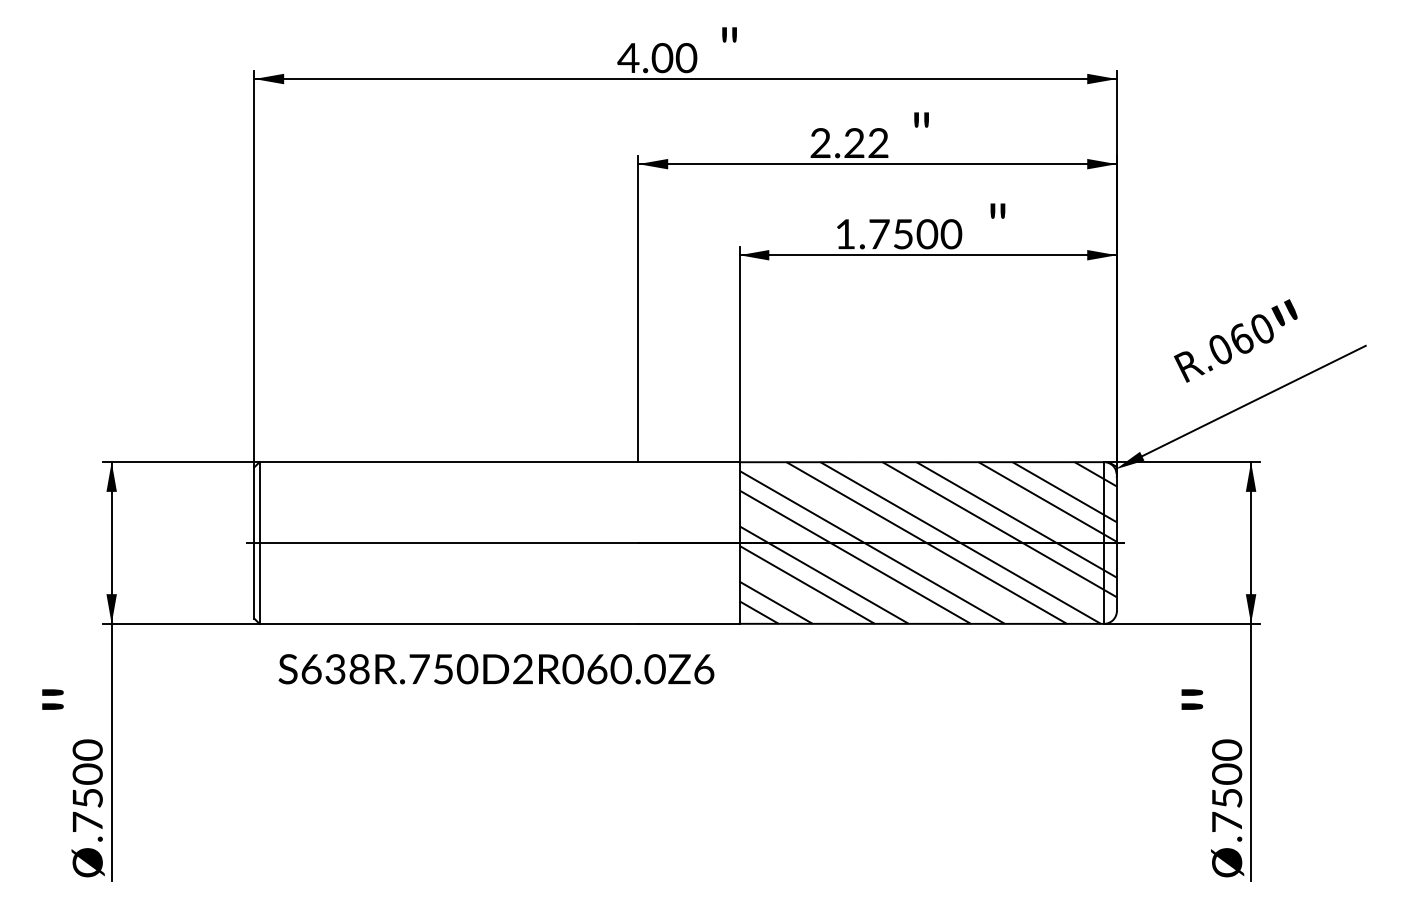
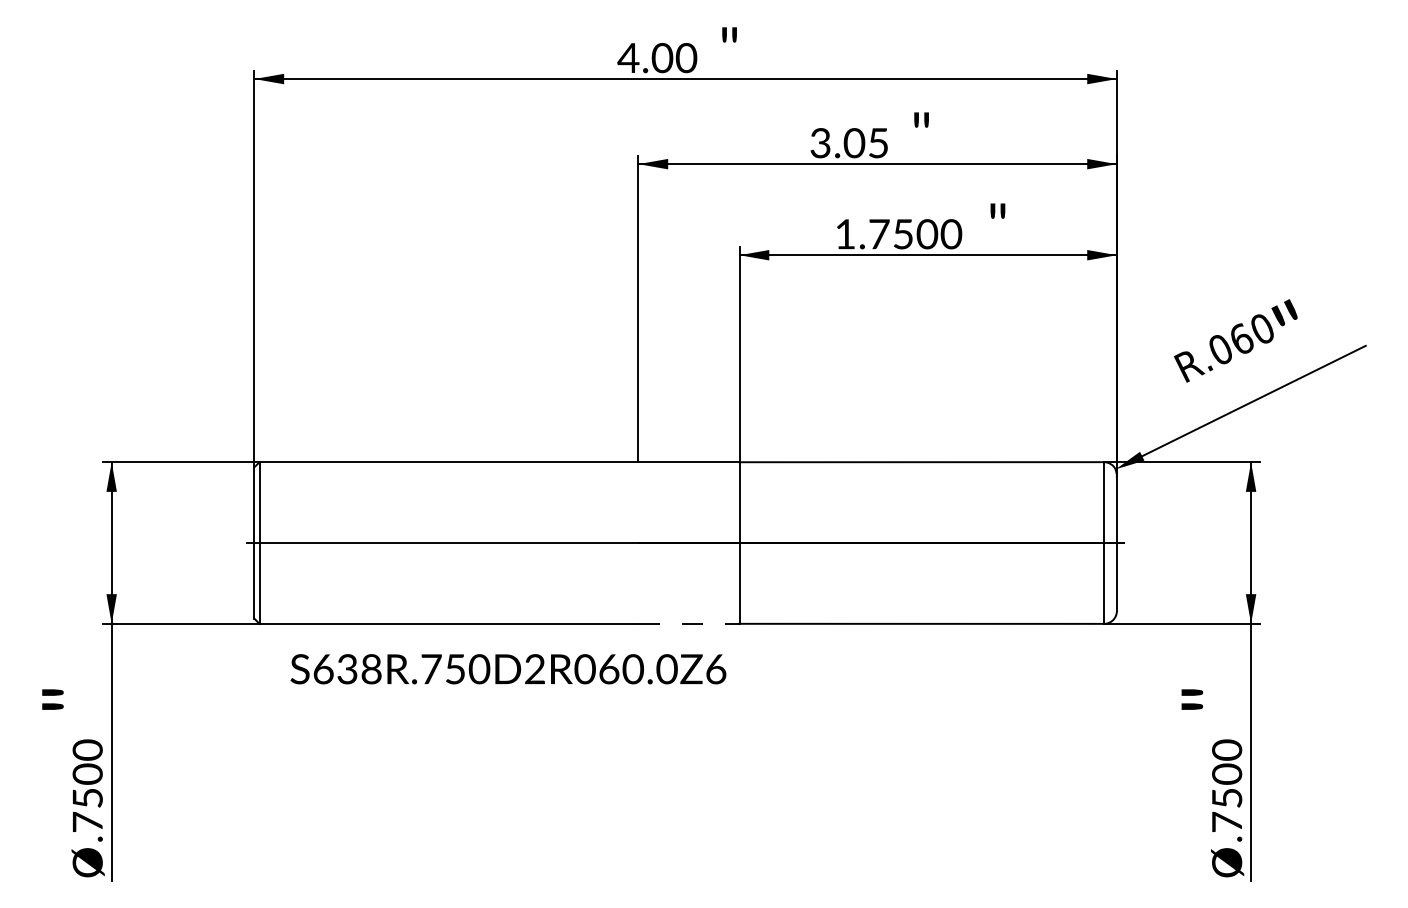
text: 2.22 -> 3.05 (849, 143)
hatch: present -> none (927, 542)
line: solid -> dashed (689, 623)
text position: (496, 669) -> (508, 669) (508, 669)
